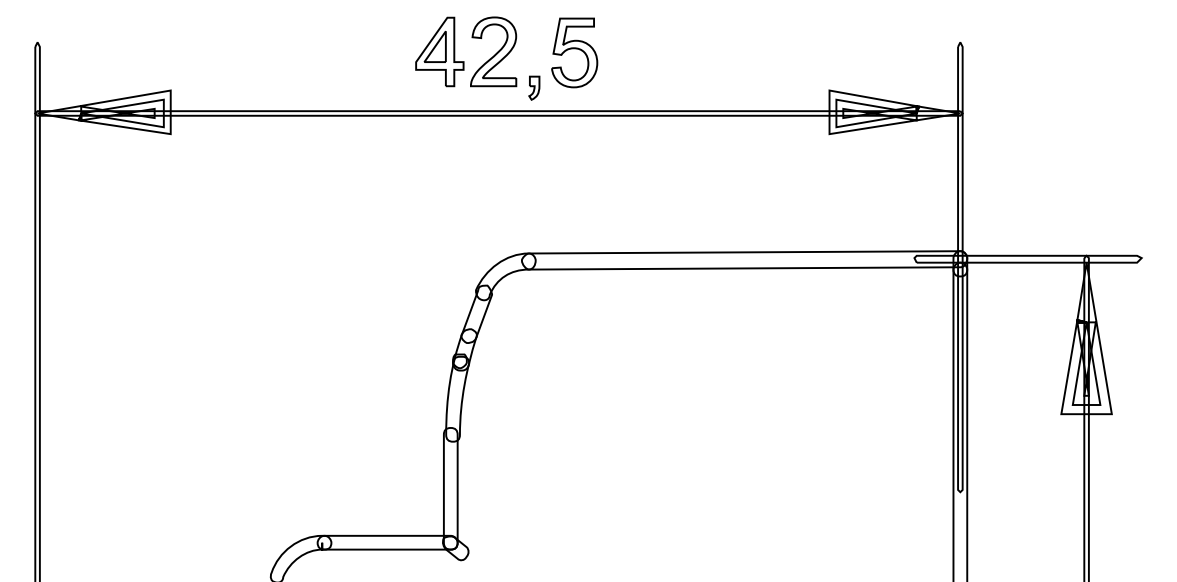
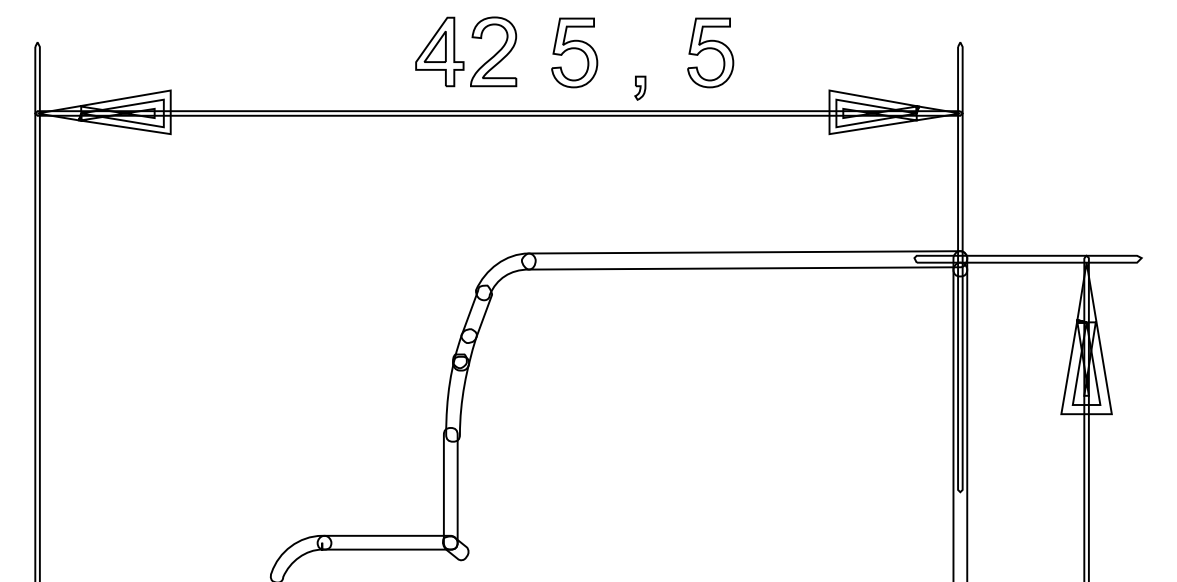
part: none -> present (710, 52)
part position: (534, 87) -> (640, 87) (640, 87)
